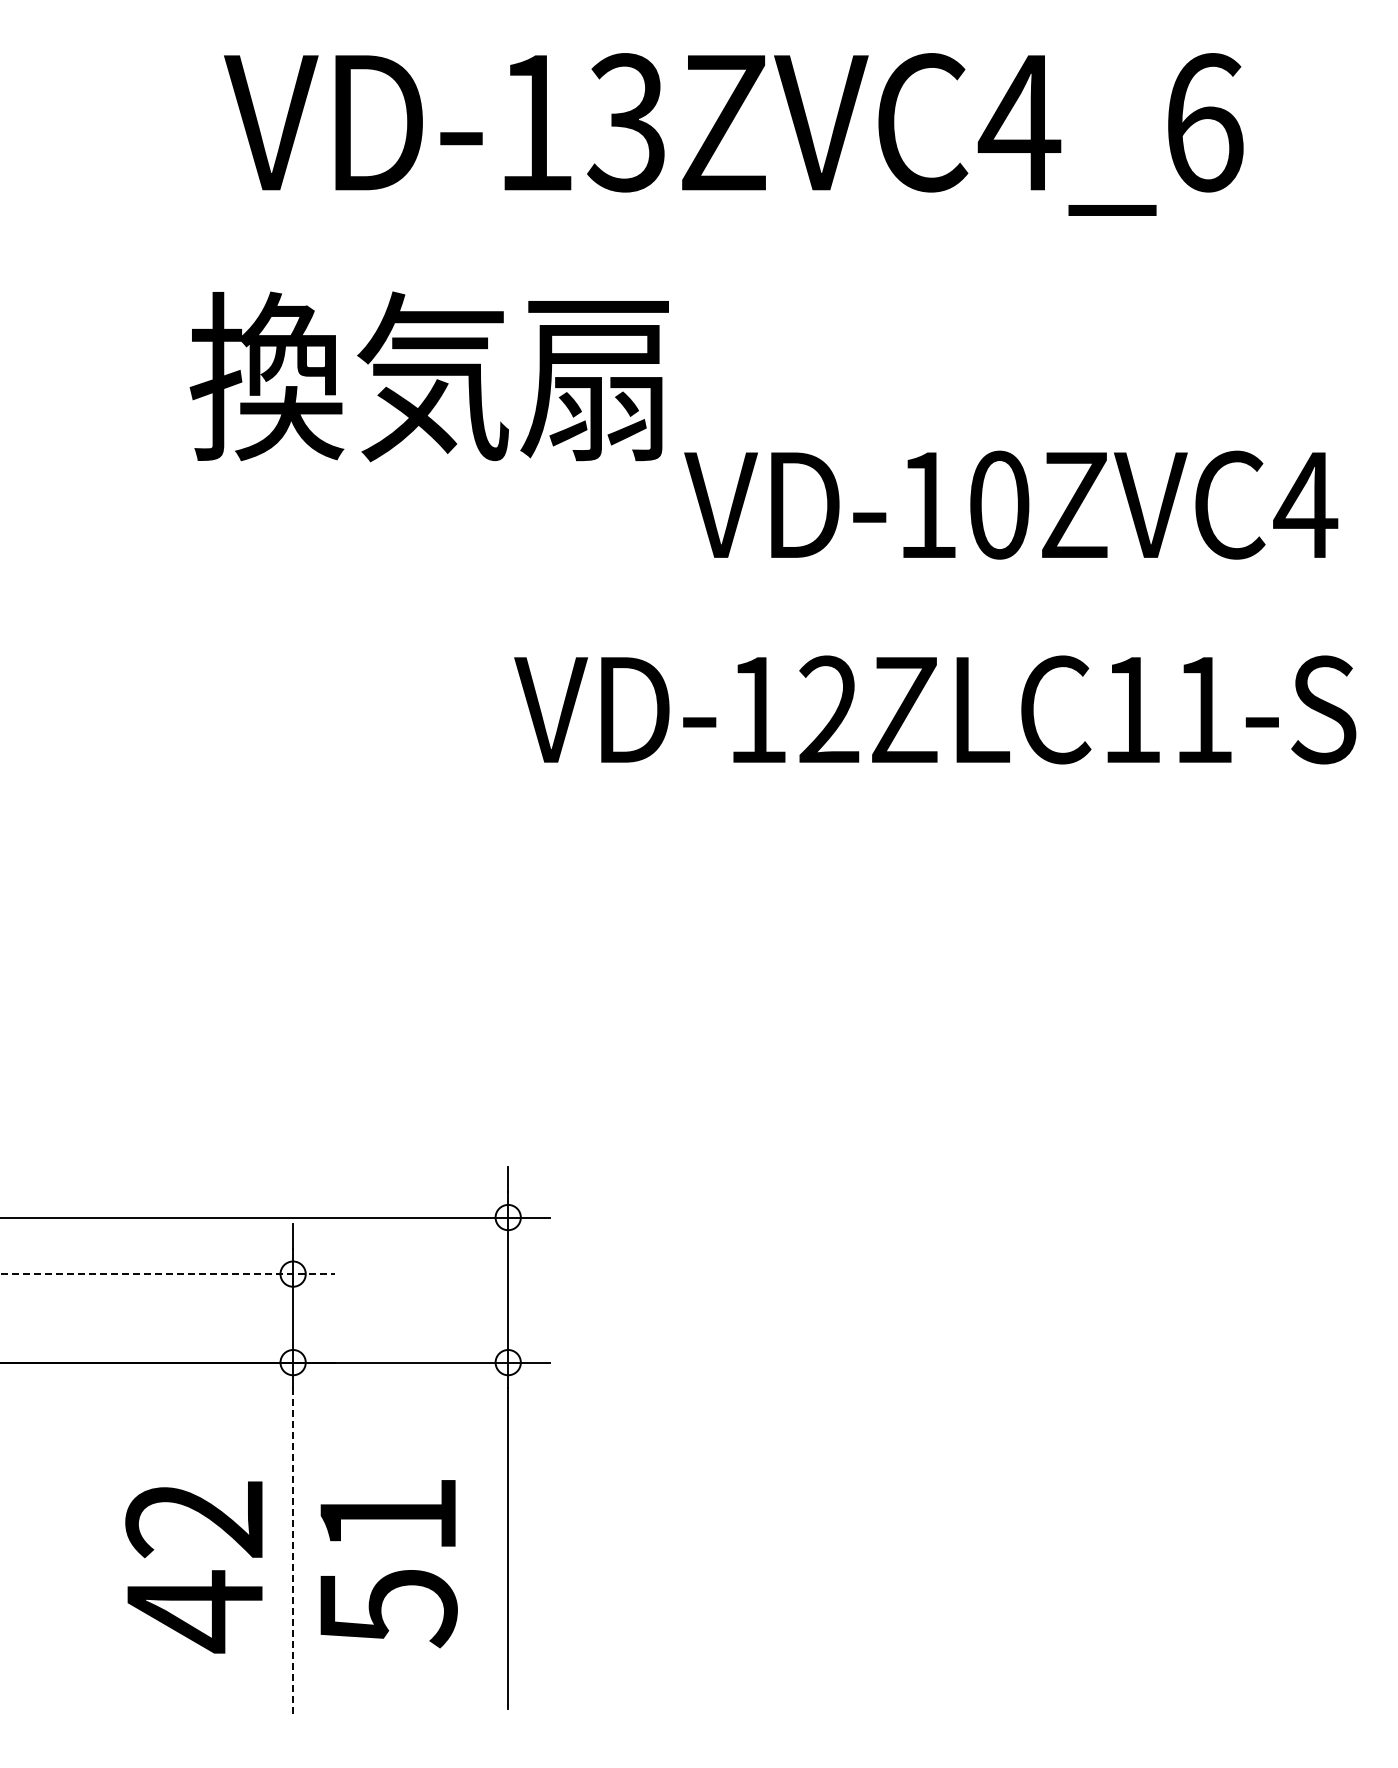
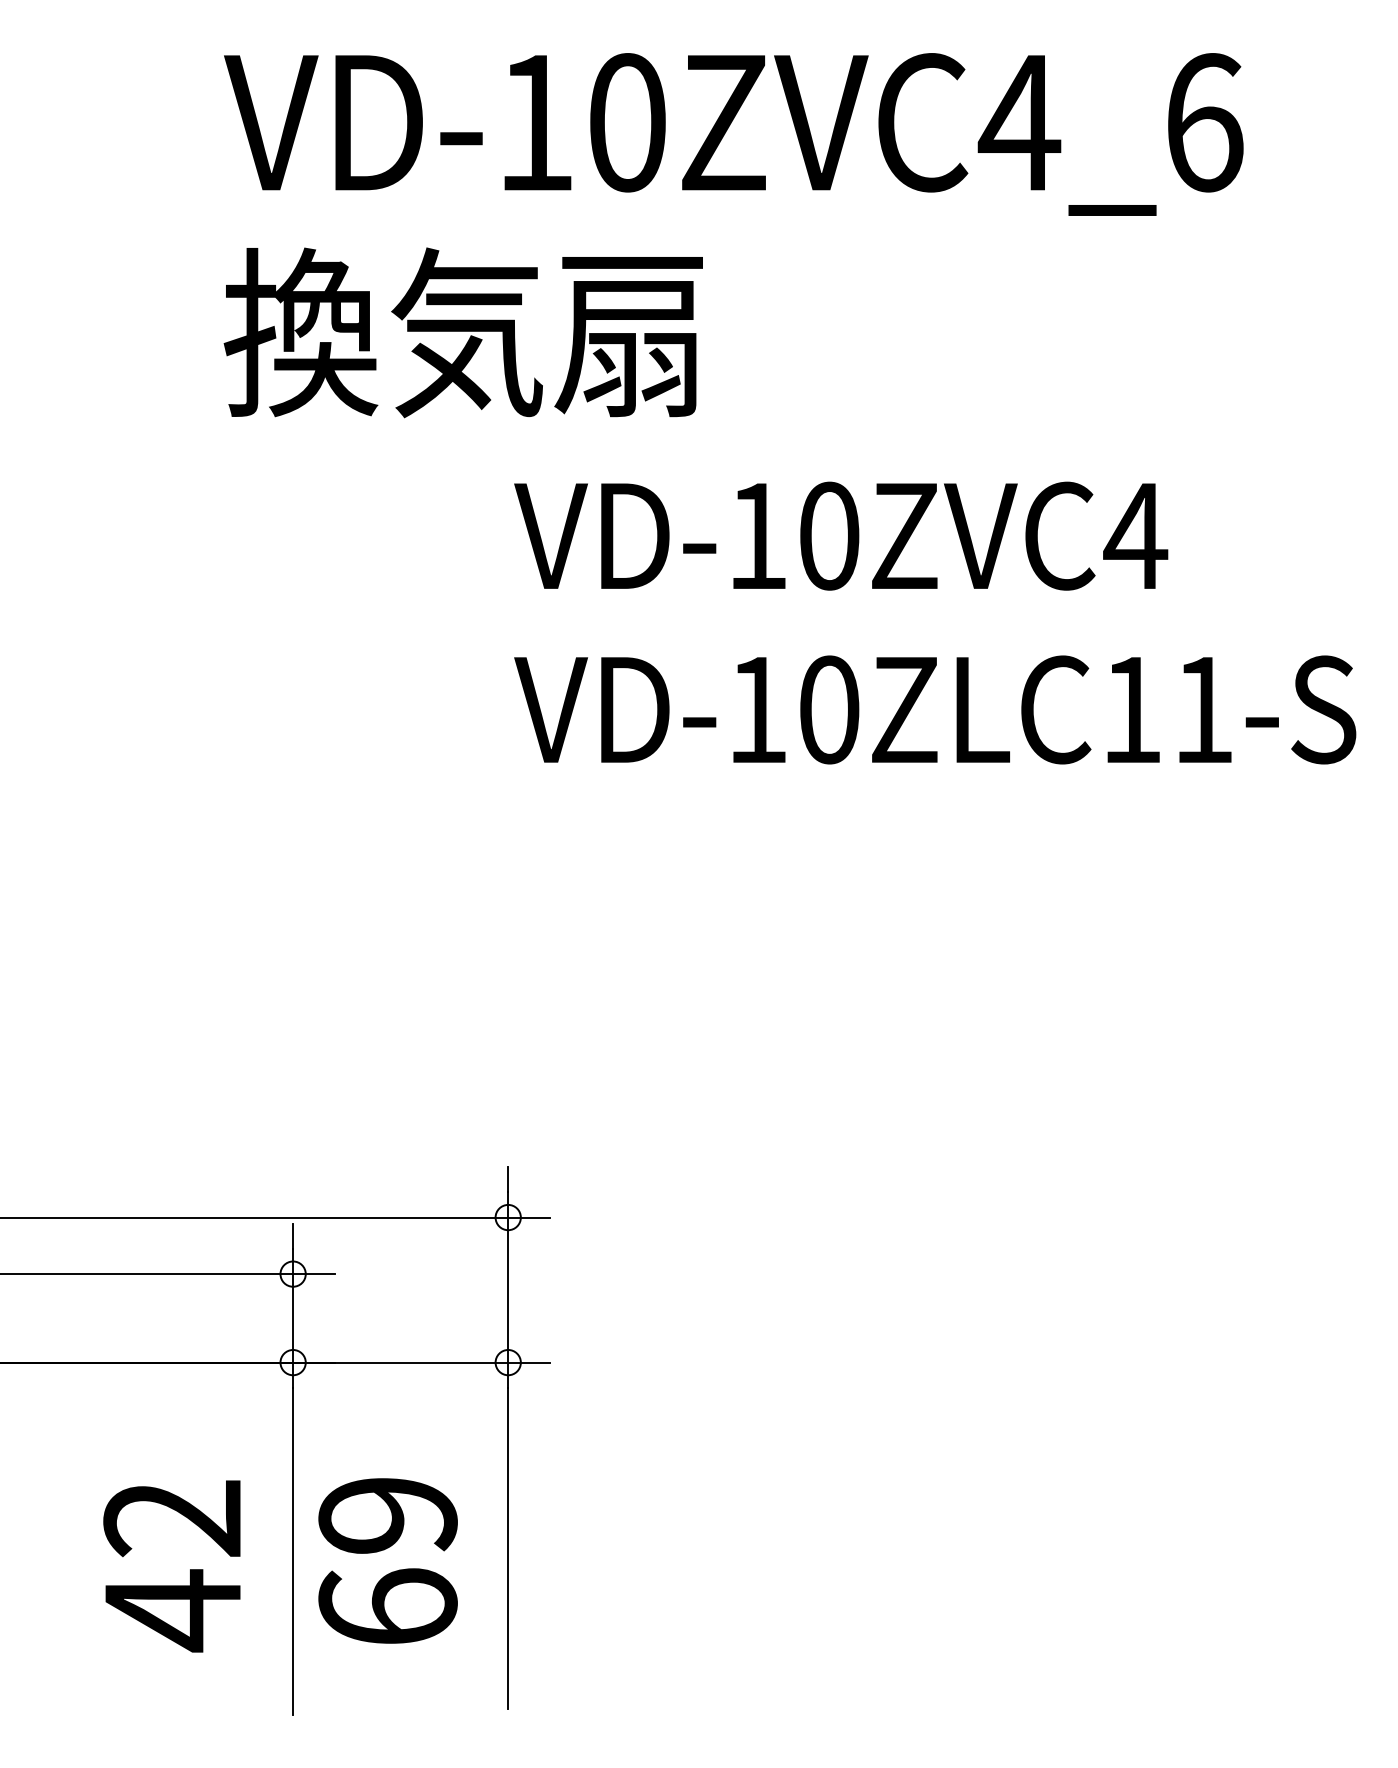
text: VD-13ZVC4_6 -> VD-10ZVC4_6 (626, 122)
text position: (428, 376) -> (462, 332) (462, 332)
text position: (1011, 504) -> (841, 535) (841, 535)
text: VD-12ZLC11-S -> VD-10ZLC11-S (829, 709)
line: dashed -> solid (168, 1274)
line: dashed -> solid (293, 1551)
text: 51 -> 69 (387, 1563)
text position: (193, 1567) -> (171, 1566) (171, 1566)
